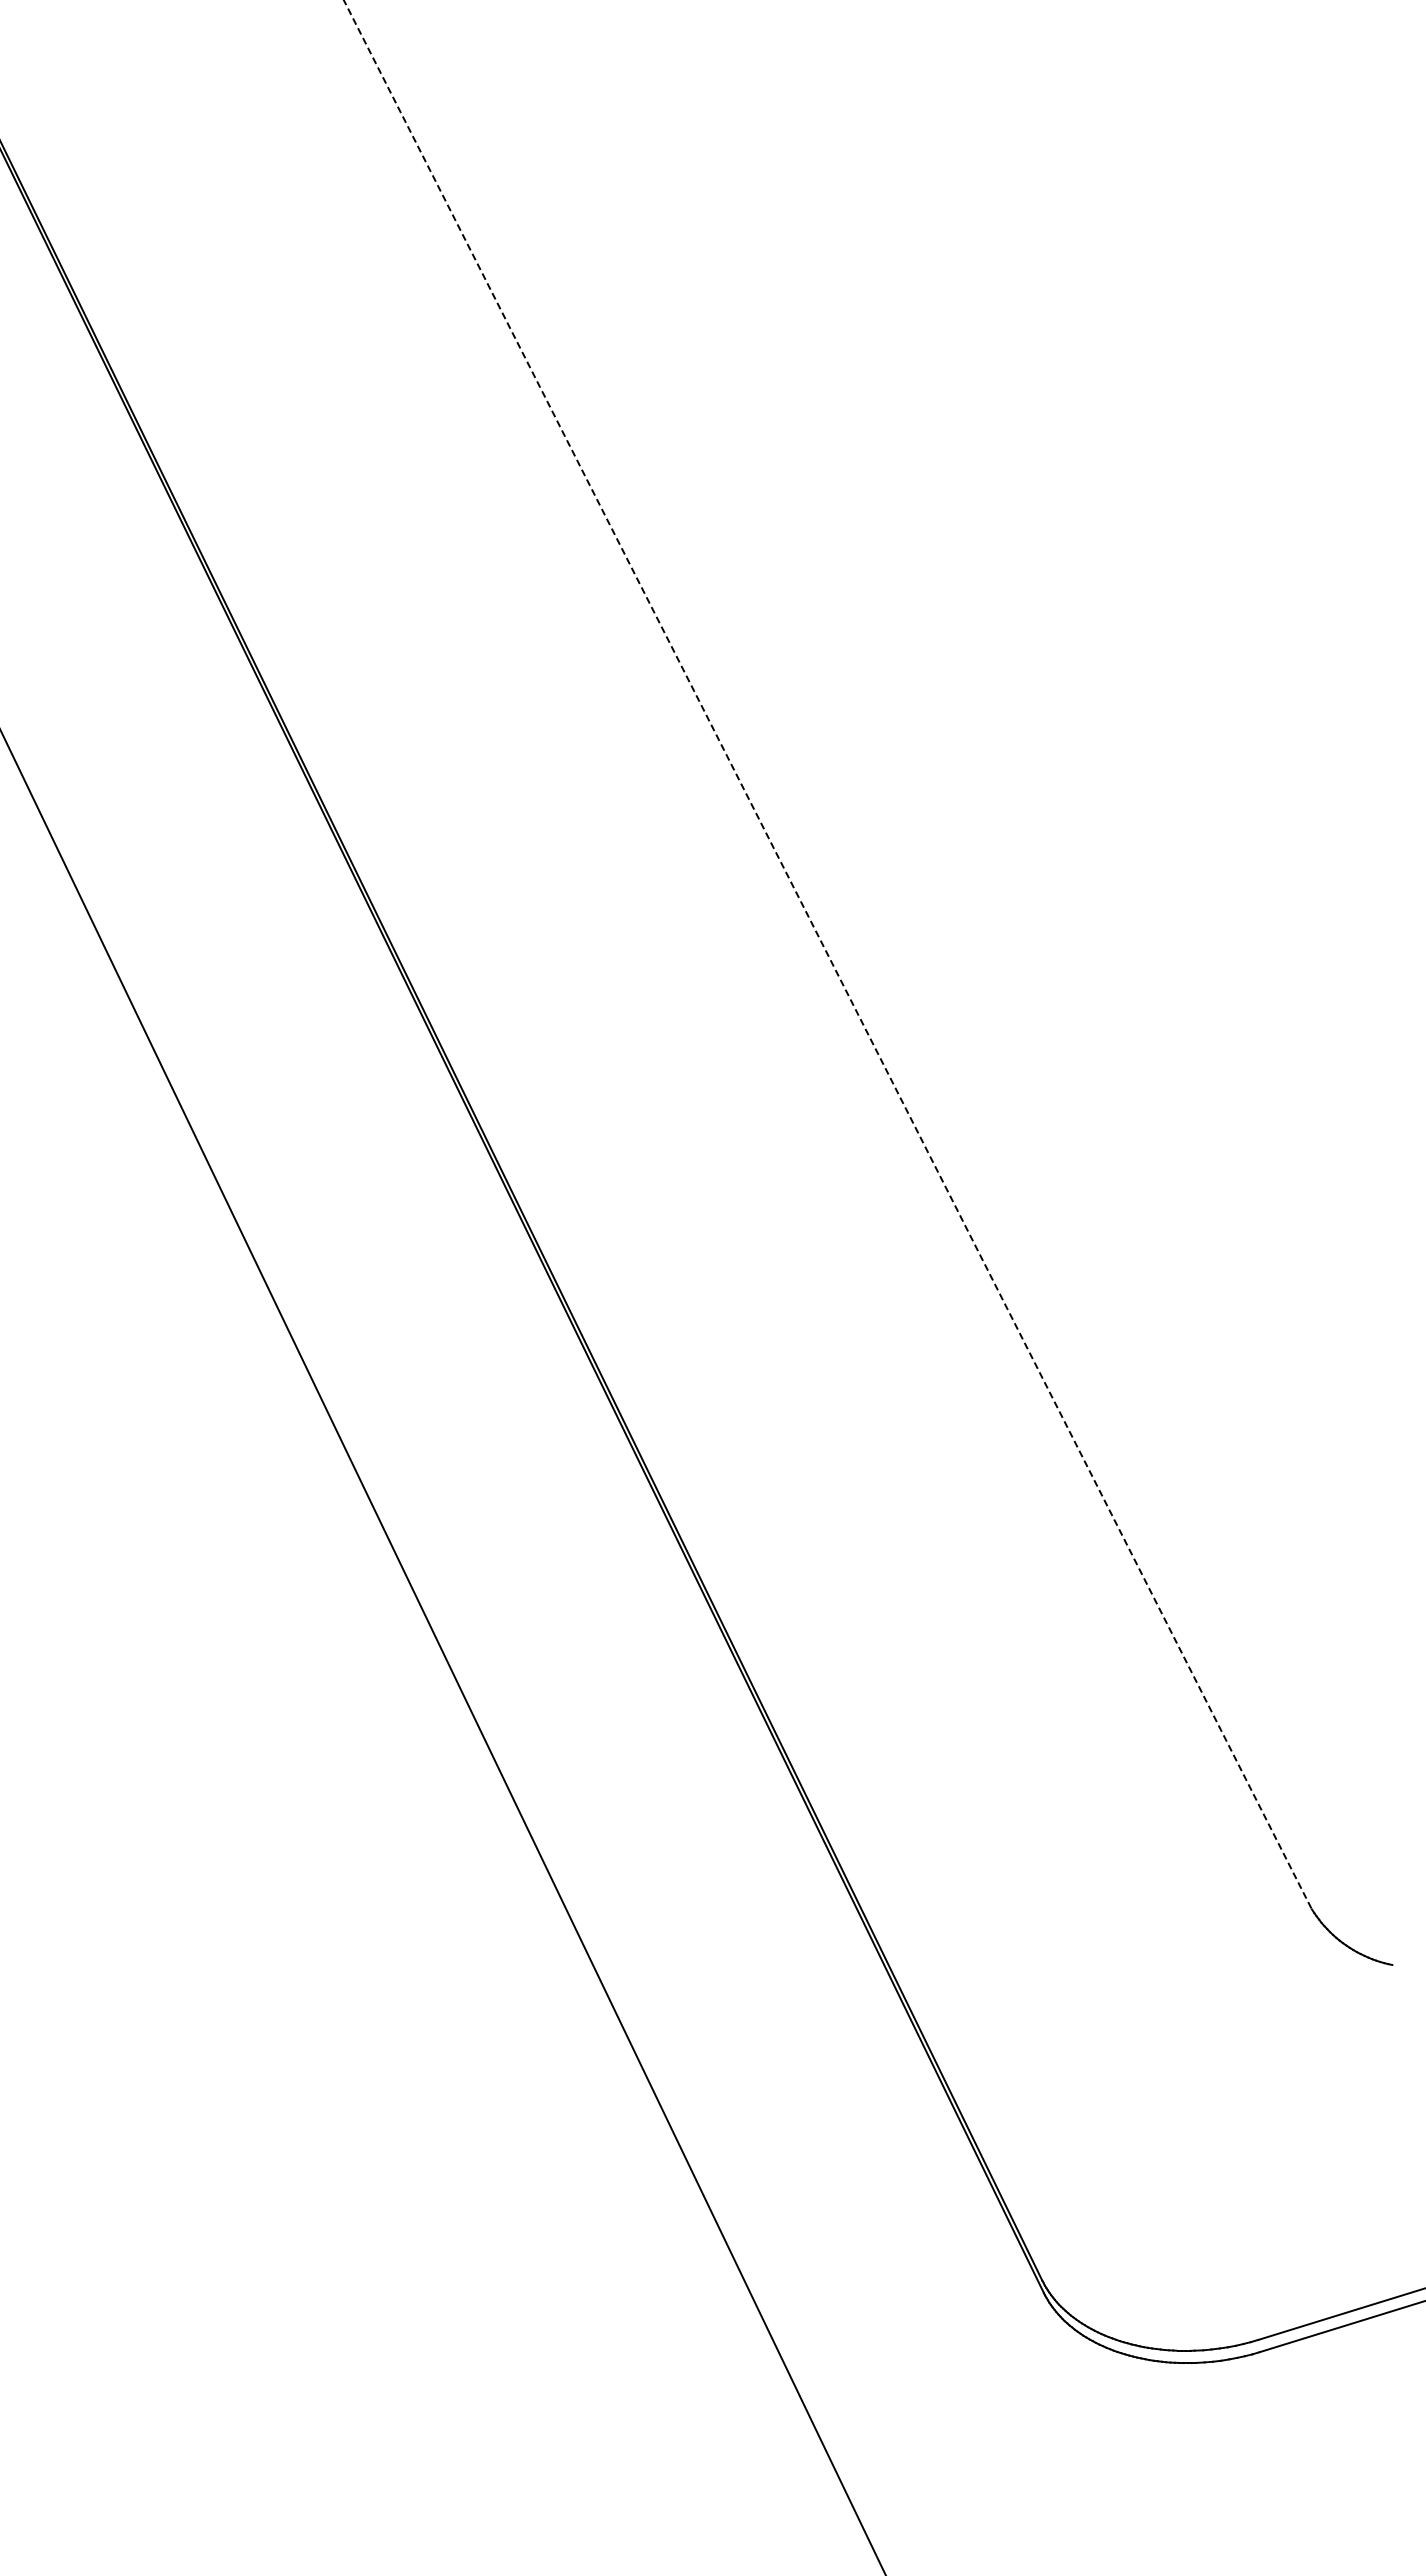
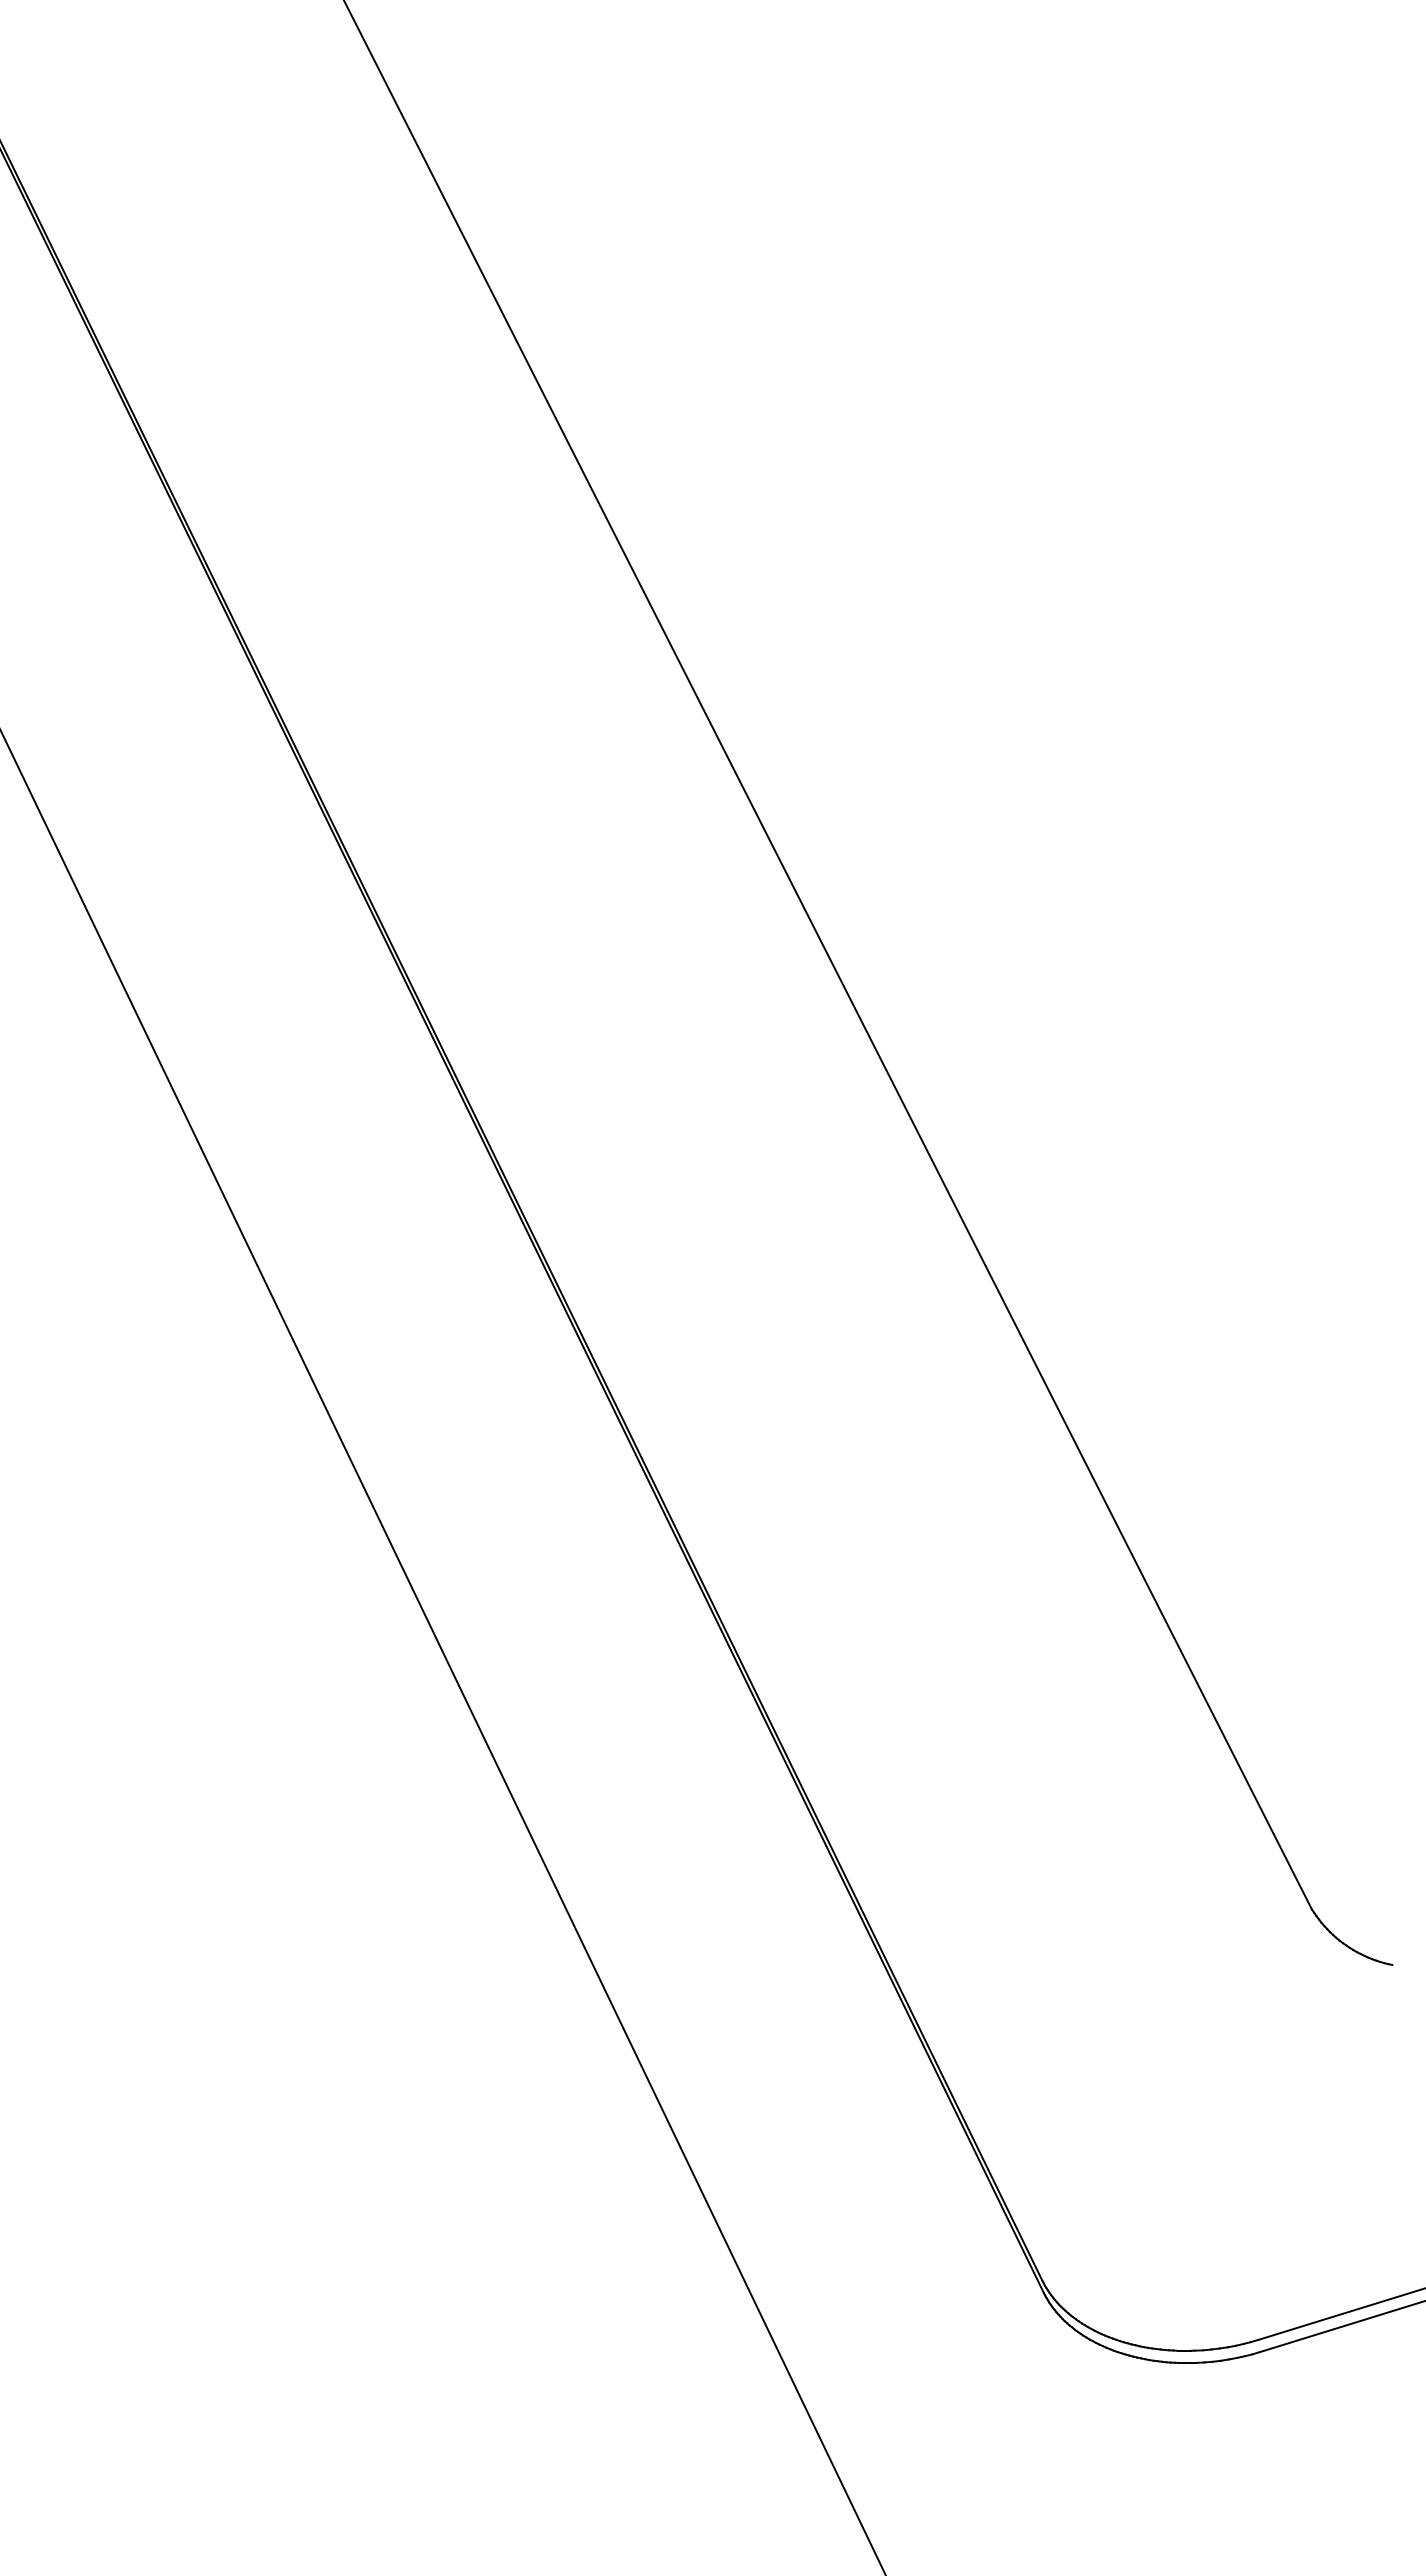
line: dashed -> solid (828, 955)
